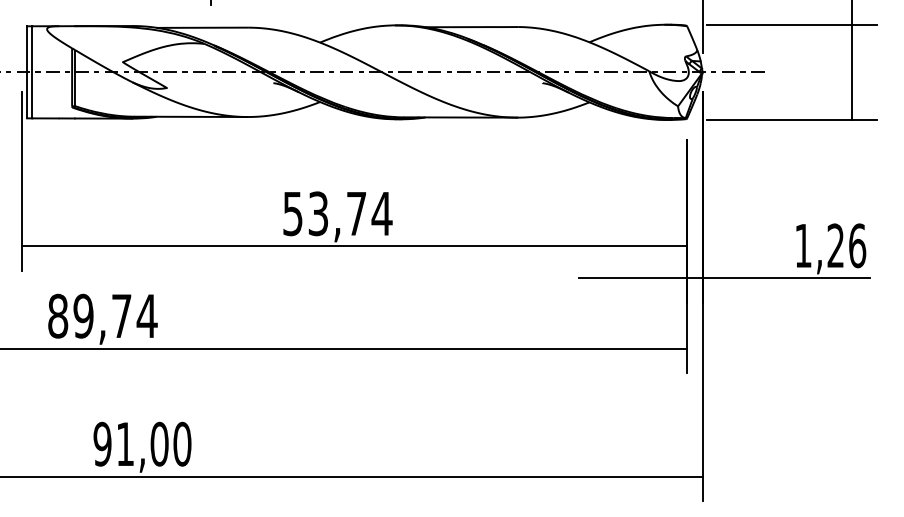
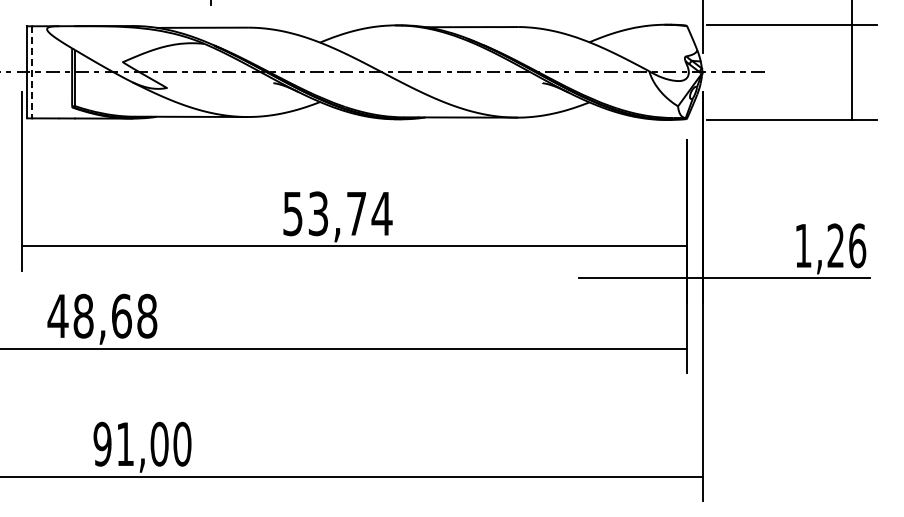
line: solid -> dashed (32, 72)
text: 89,74 -> 48,68 (102, 315)
